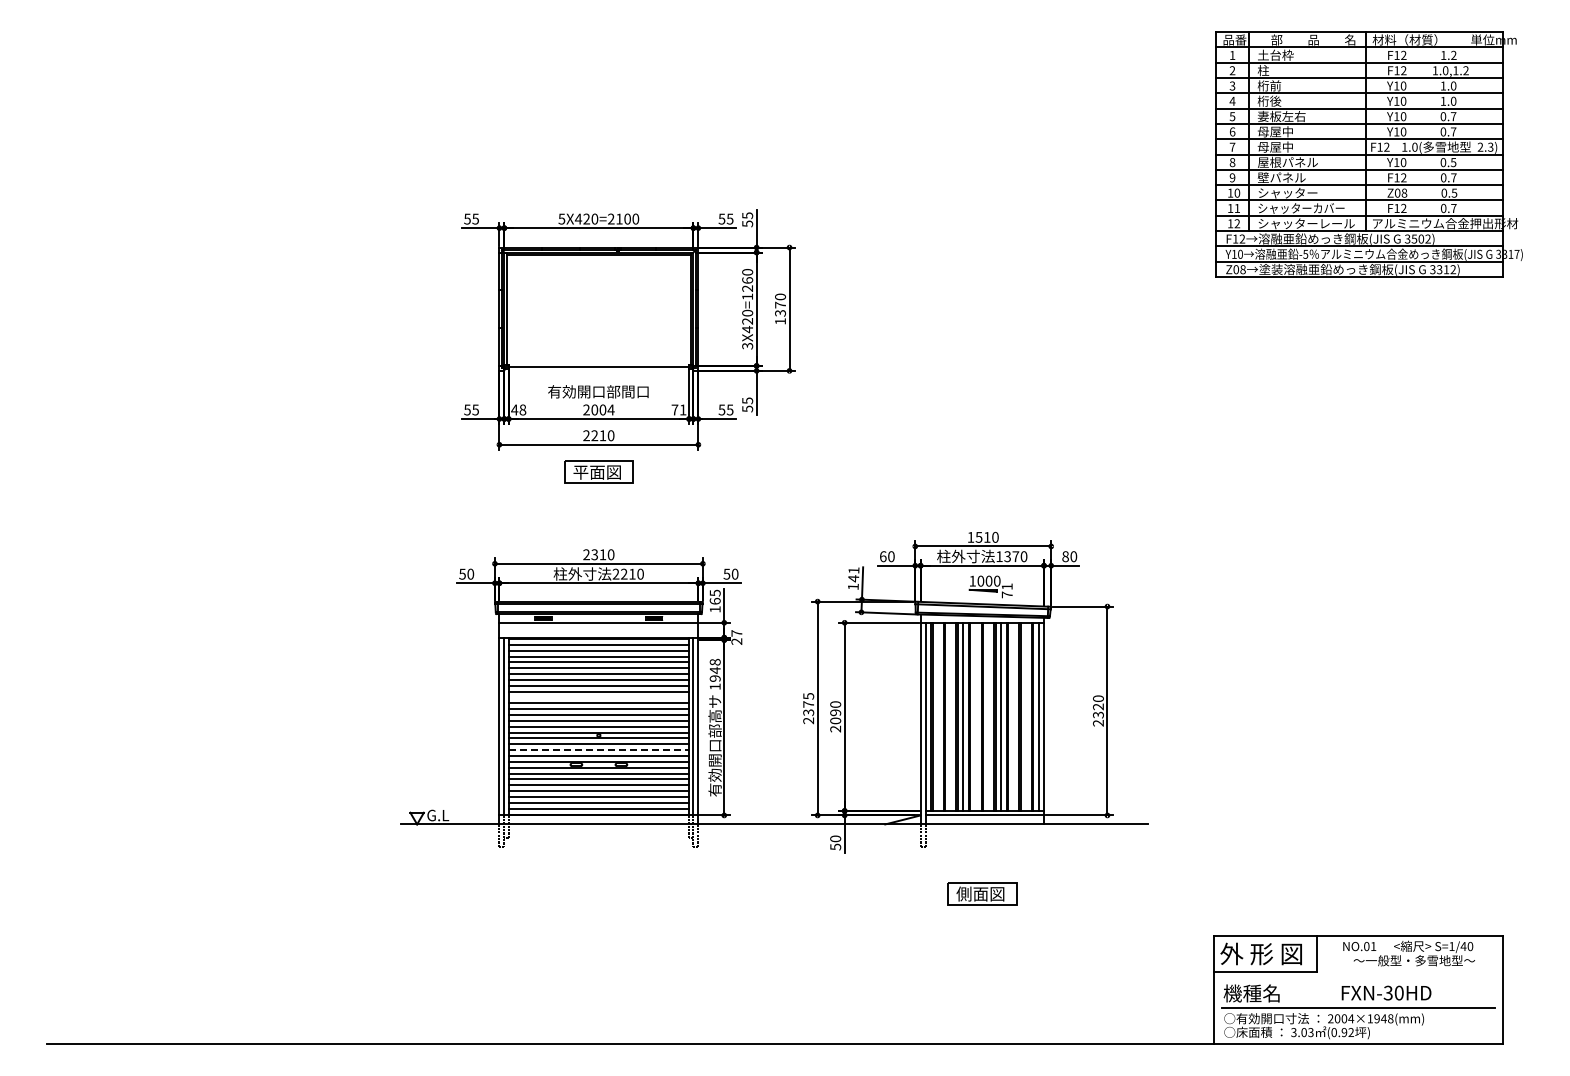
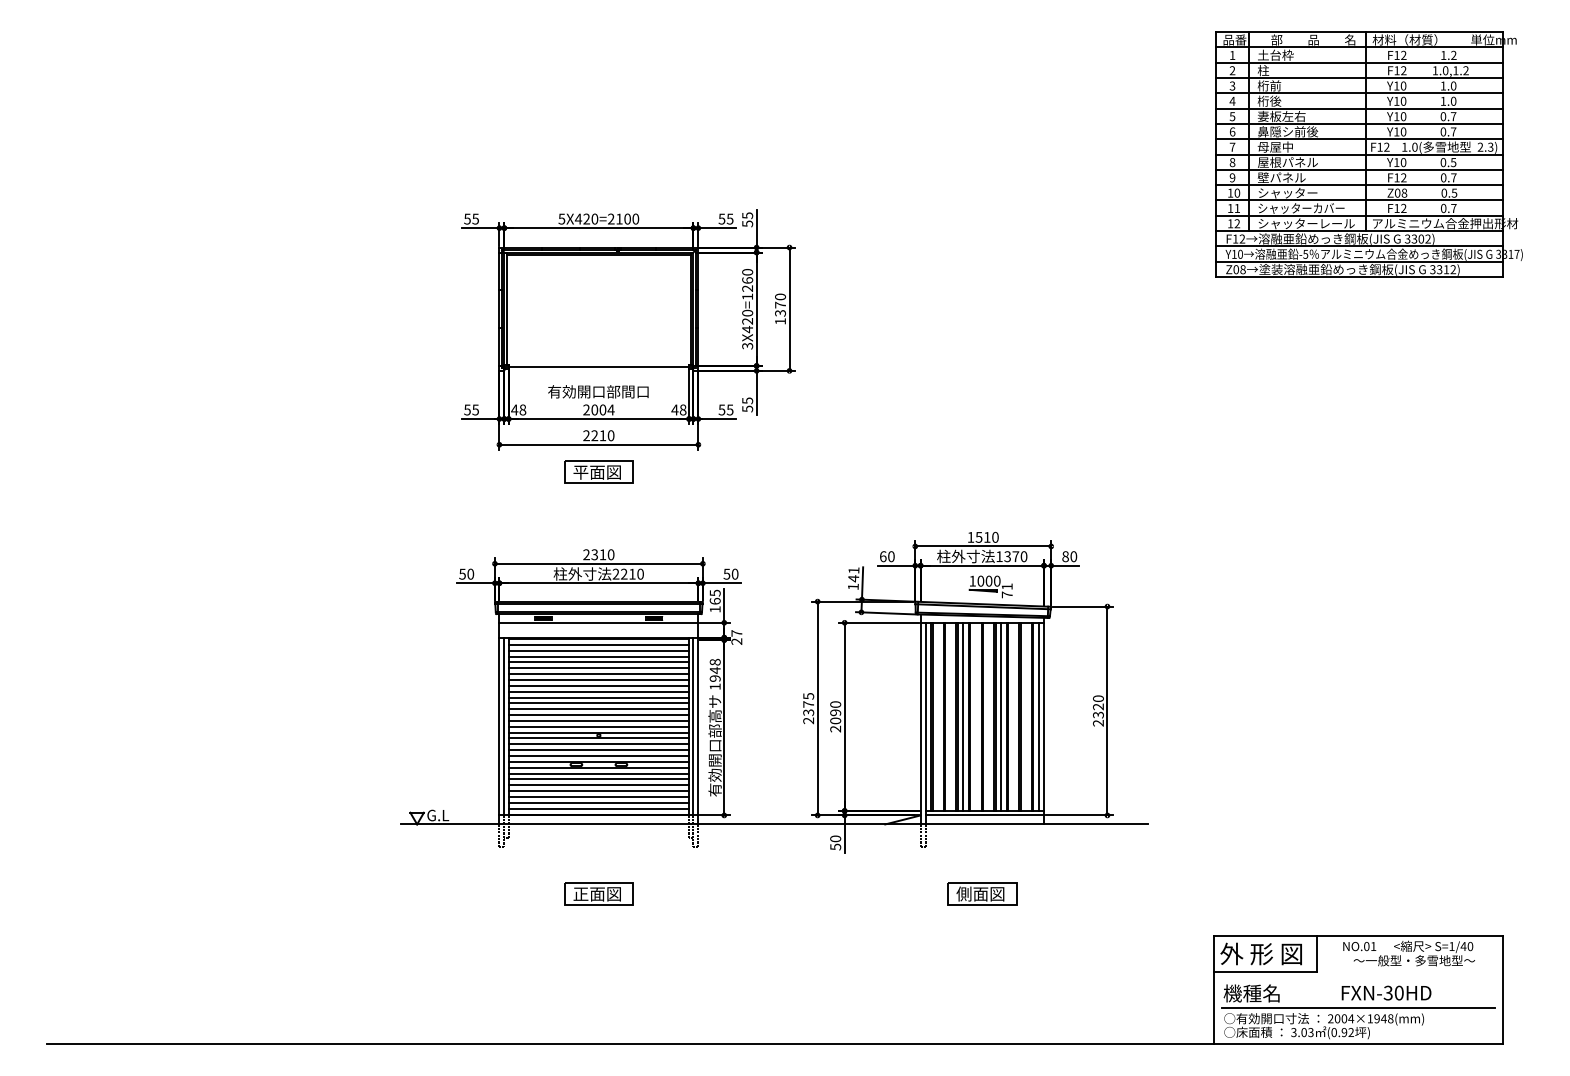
text: 母屋中 -> 鼻隠シ前後 (1287, 131)
text: 3502) -> 3302) (1414, 238)
text: 71 -> 48 (678, 409)
line: none -> present (598, 697)
line: dashed -> solid (599, 750)
part: none -> present (598, 893)
